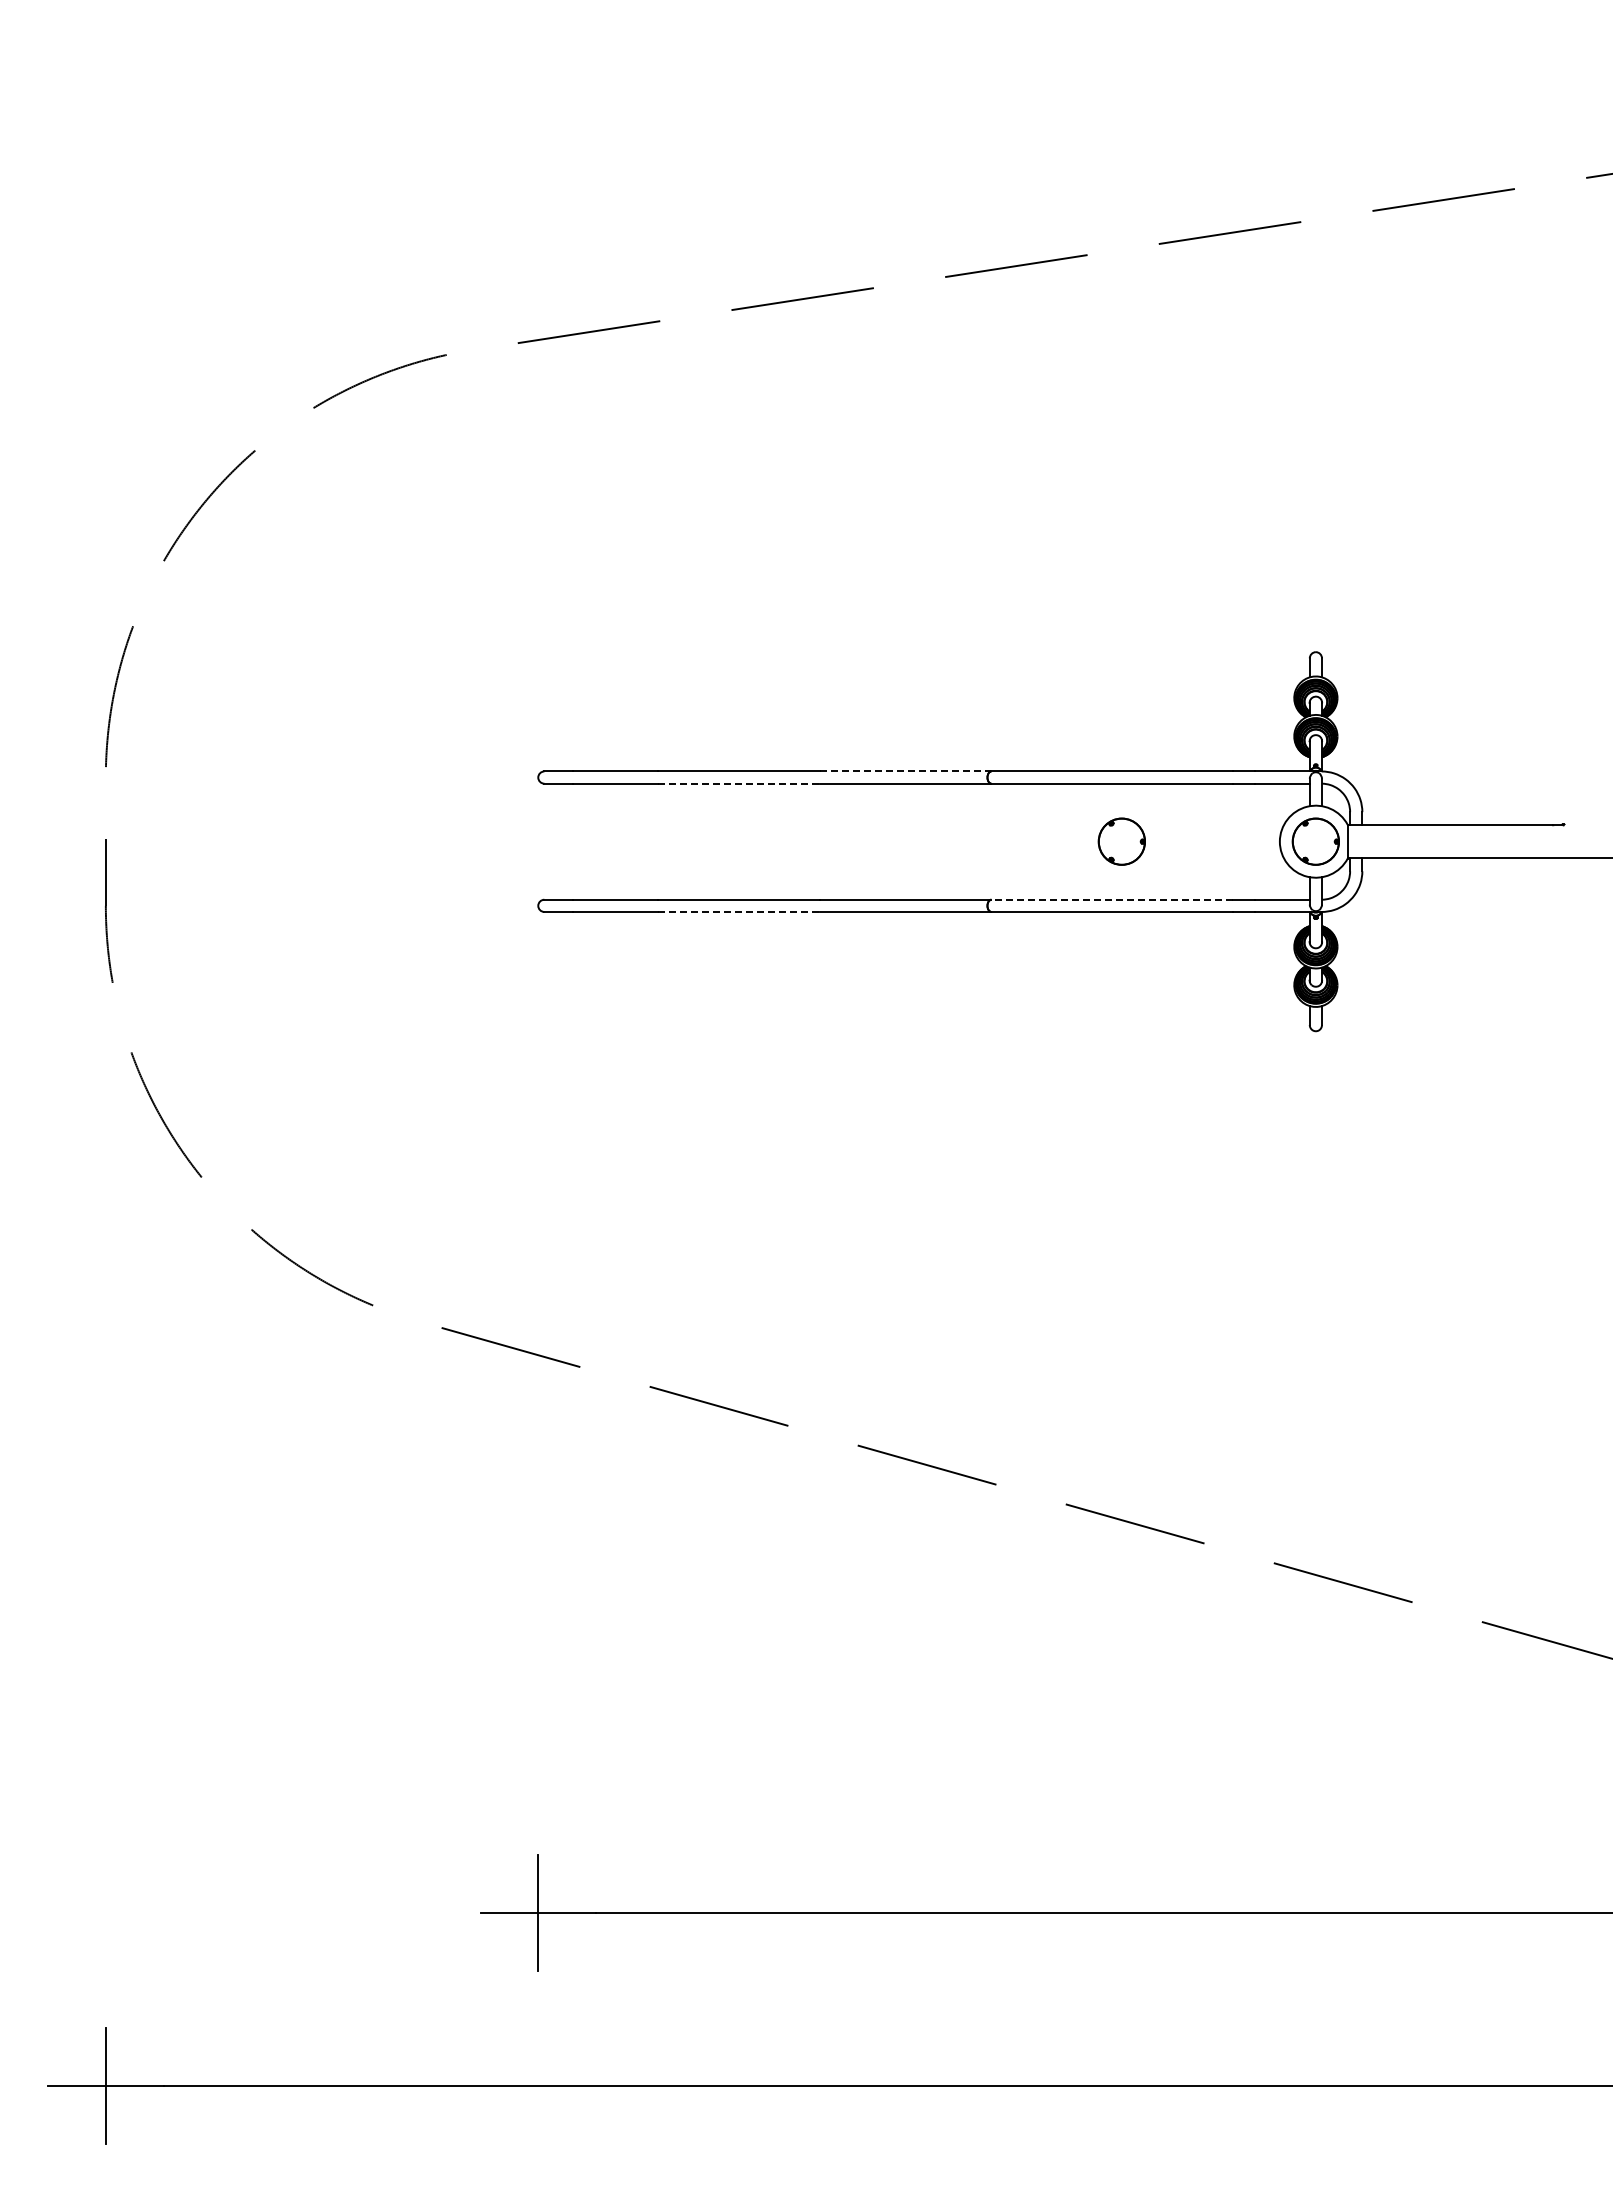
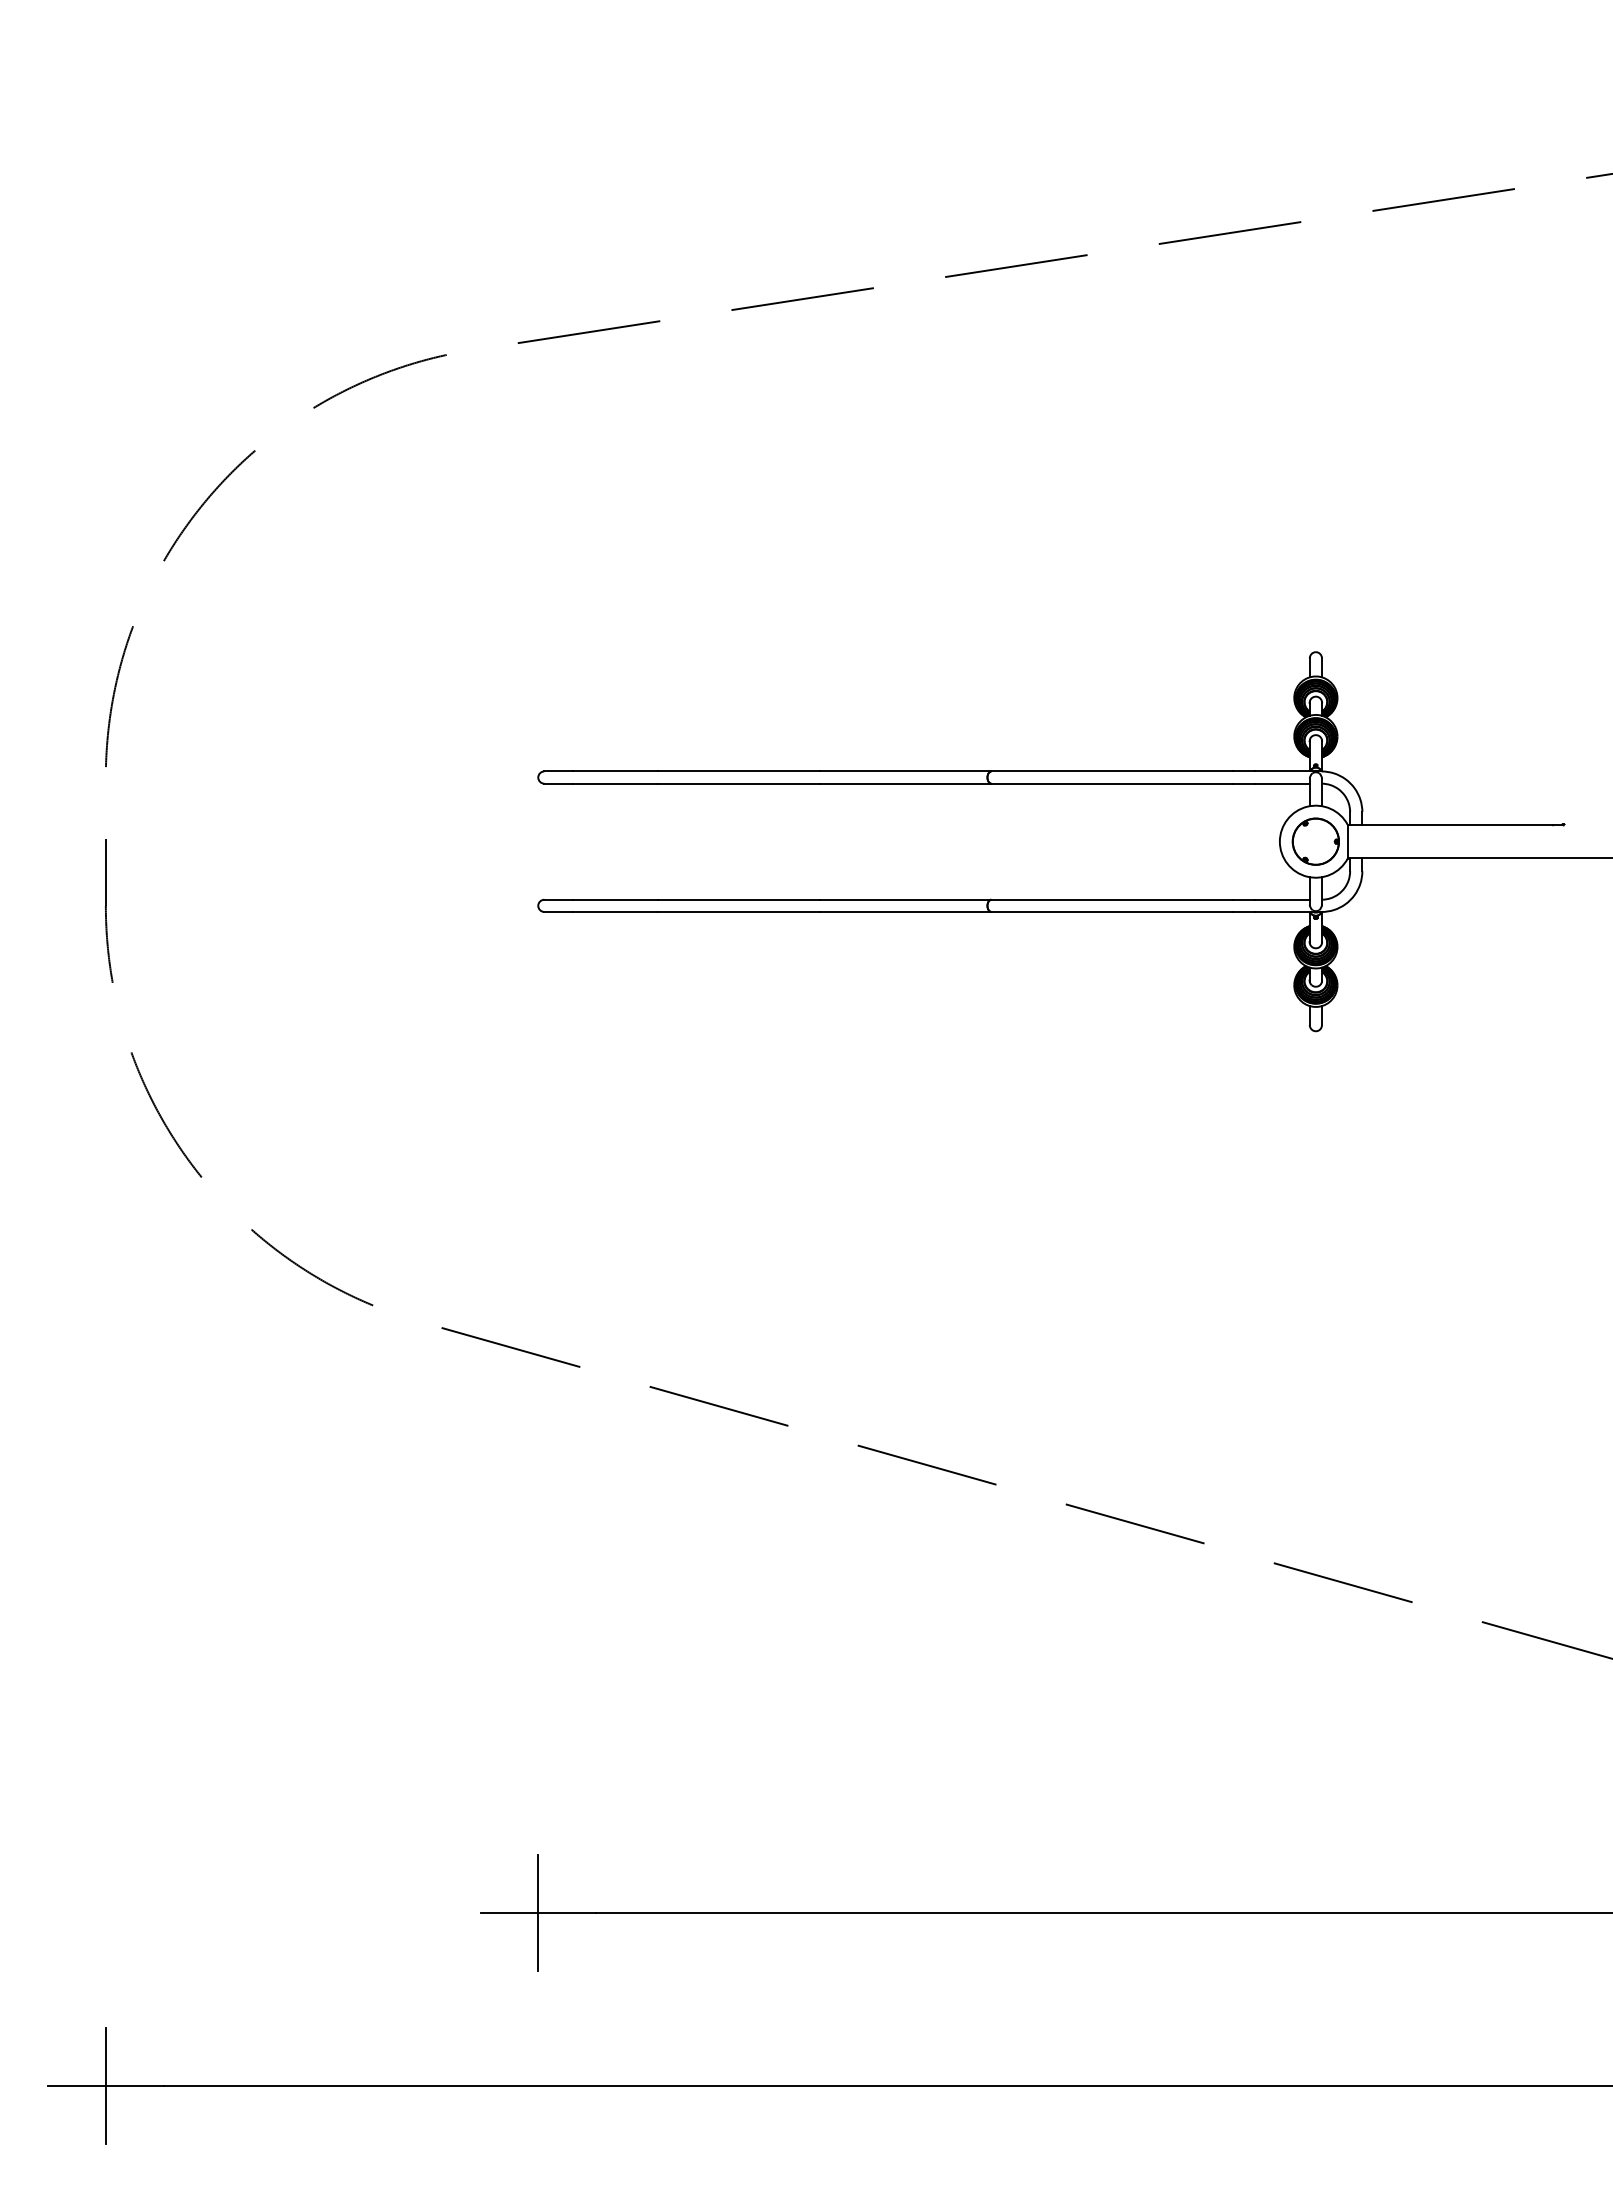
line: dashed -> solid (905, 771)
line: dashed -> solid (738, 783)
part: present -> none (1121, 841)
line: dashed -> solid (1112, 899)
line: dashed -> solid (738, 911)
